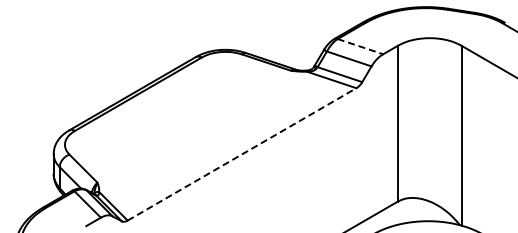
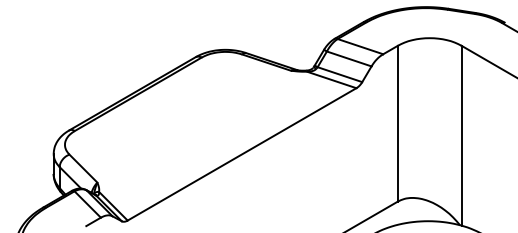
line: dashed -> solid (360, 46)
line: dashed -> solid (242, 154)
